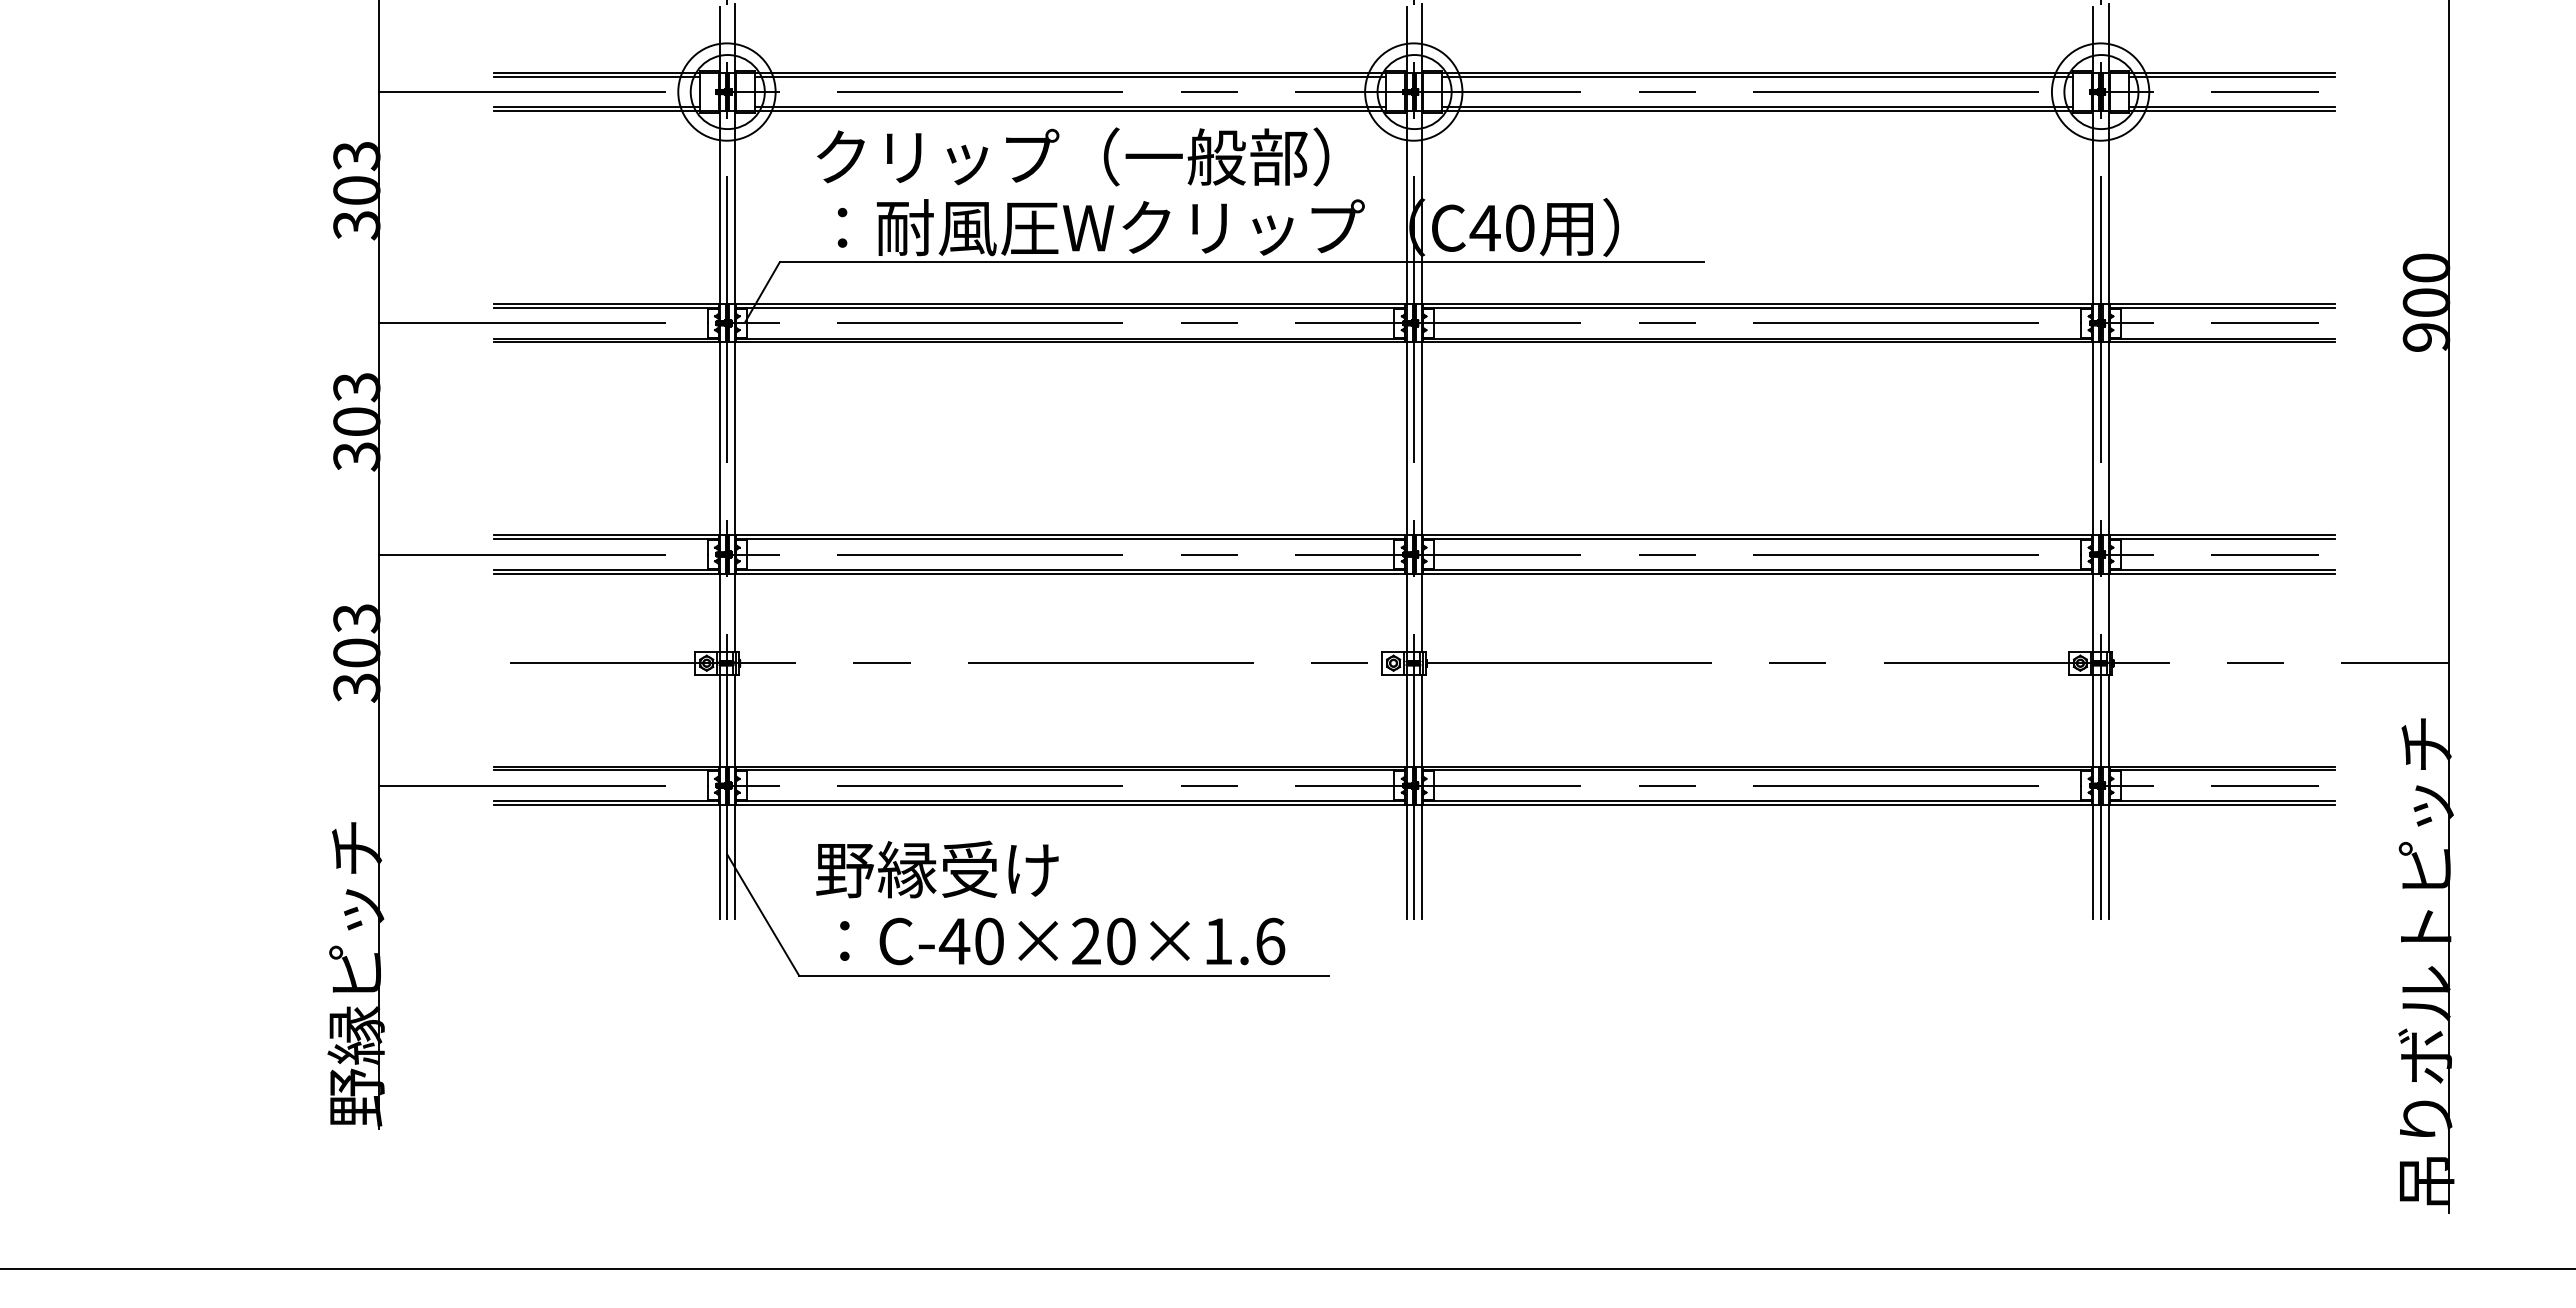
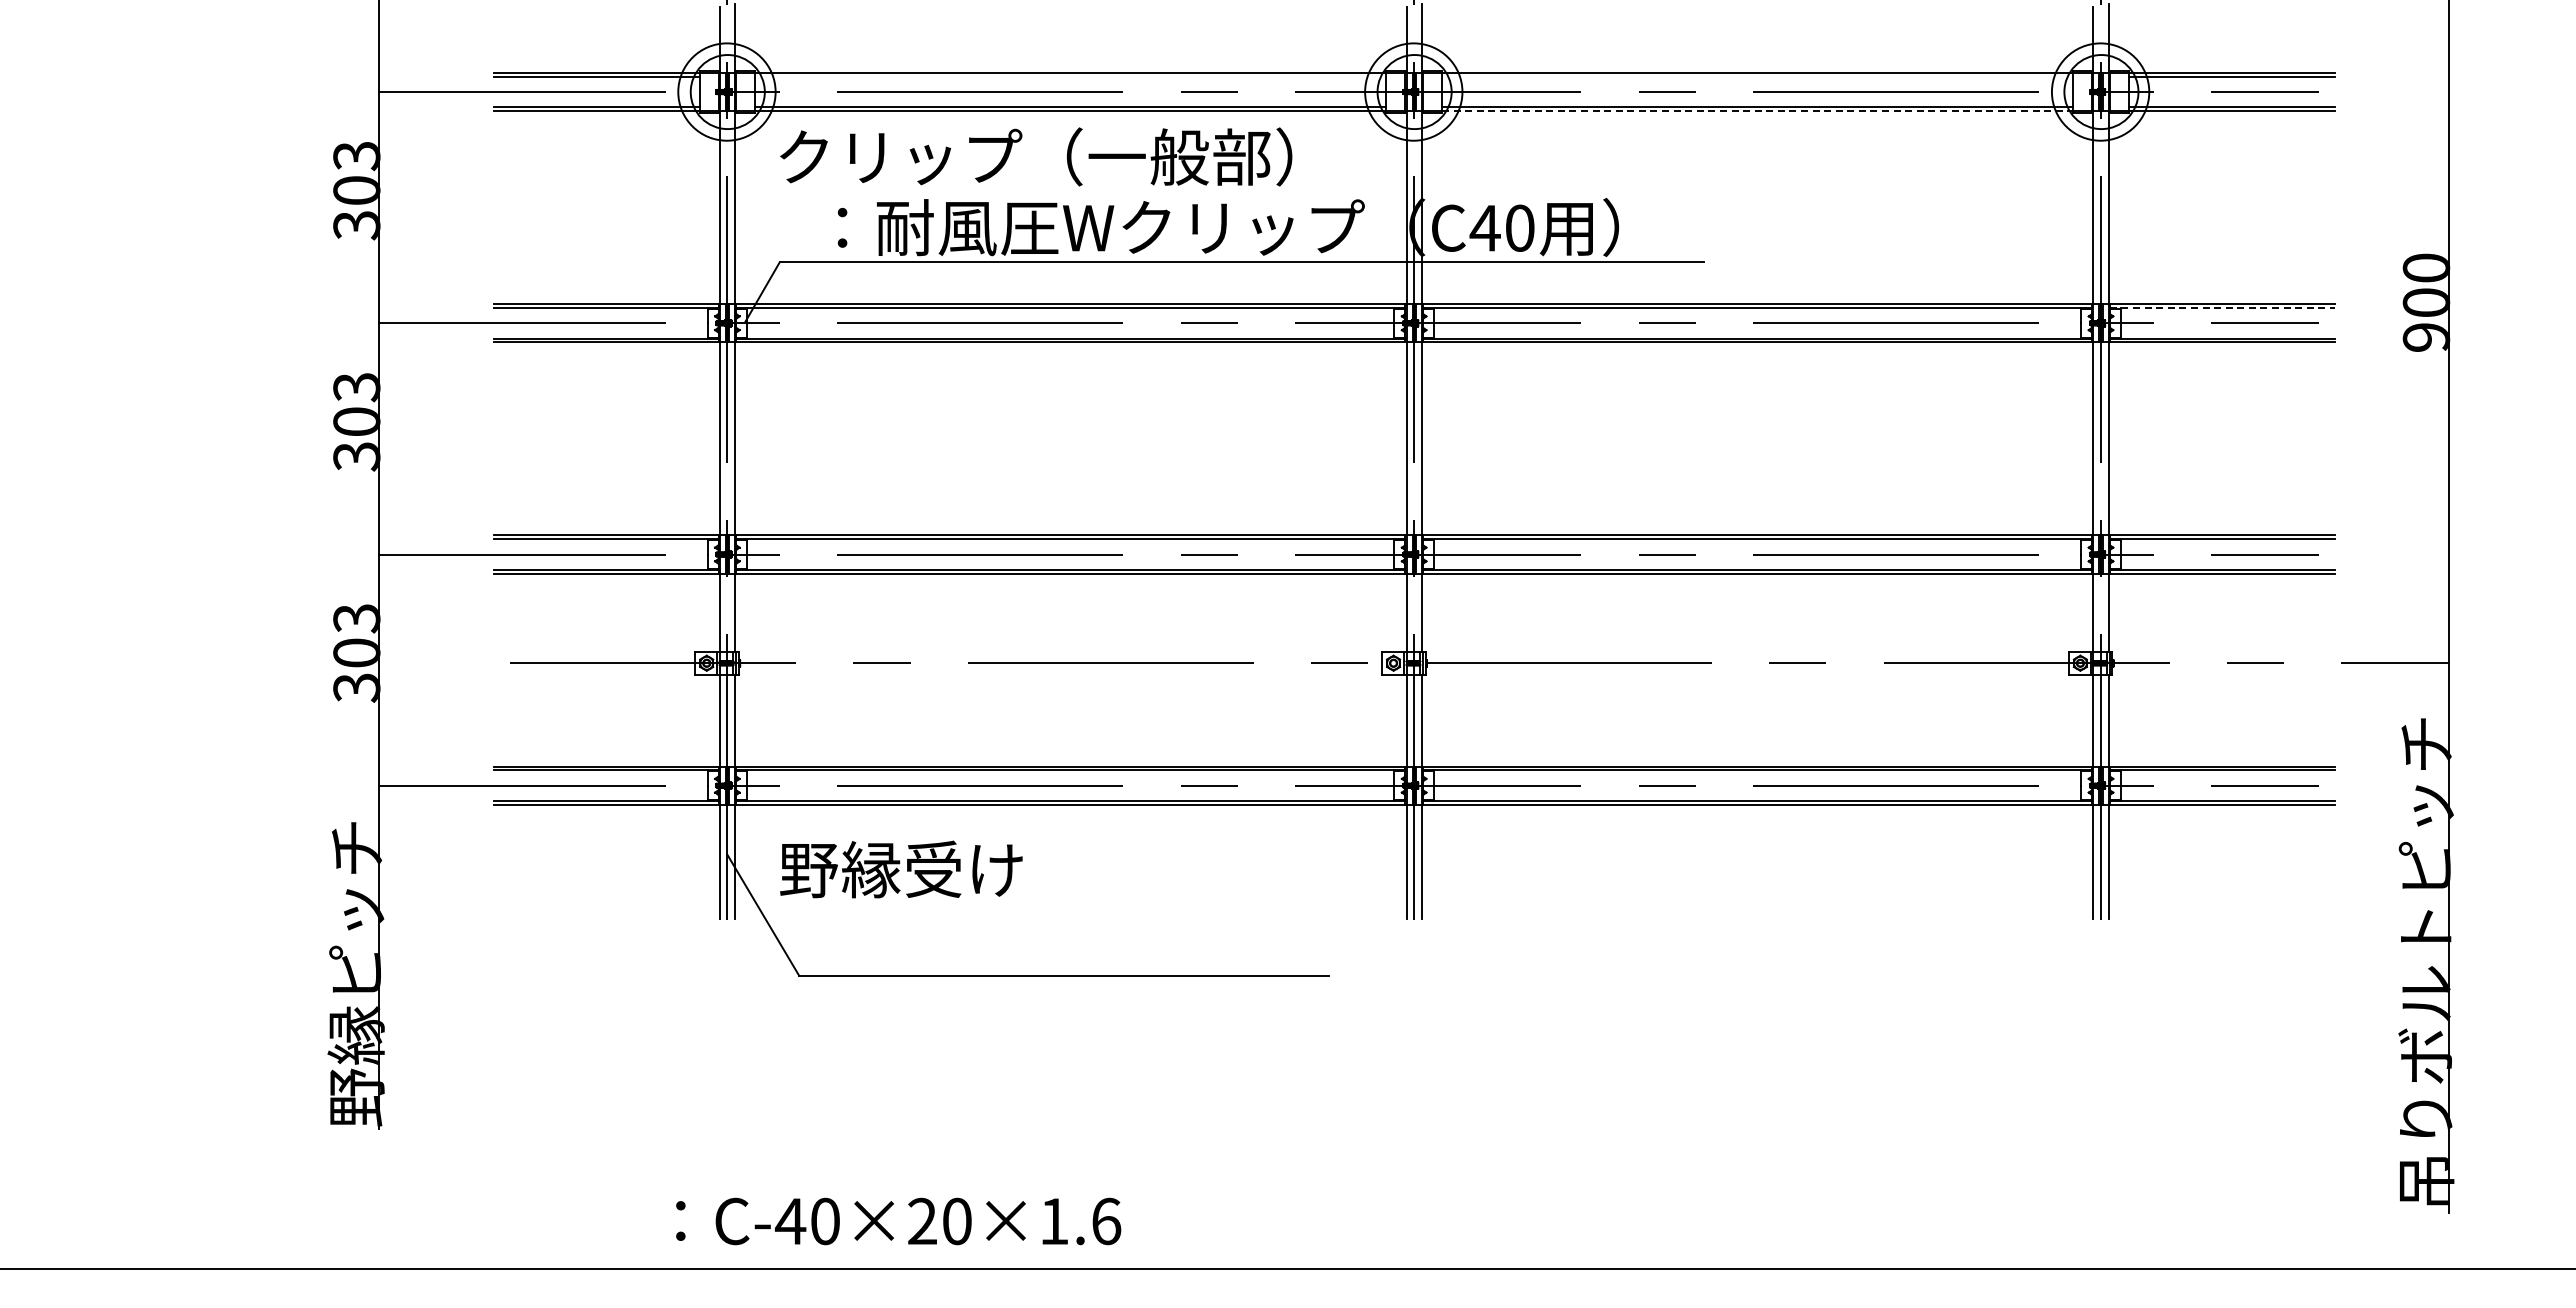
line: present -> none (1070, 76)
line: present -> none (1757, 76)
line: solid -> dashed (1757, 111)
text position: (1073, 156) -> (1036, 156) (1036, 156)
line: solid -> dashed (2222, 308)
text position: (937, 869) -> (901, 869) (901, 869)
text position: (1062, 941) -> (898, 1221) (898, 1221)
